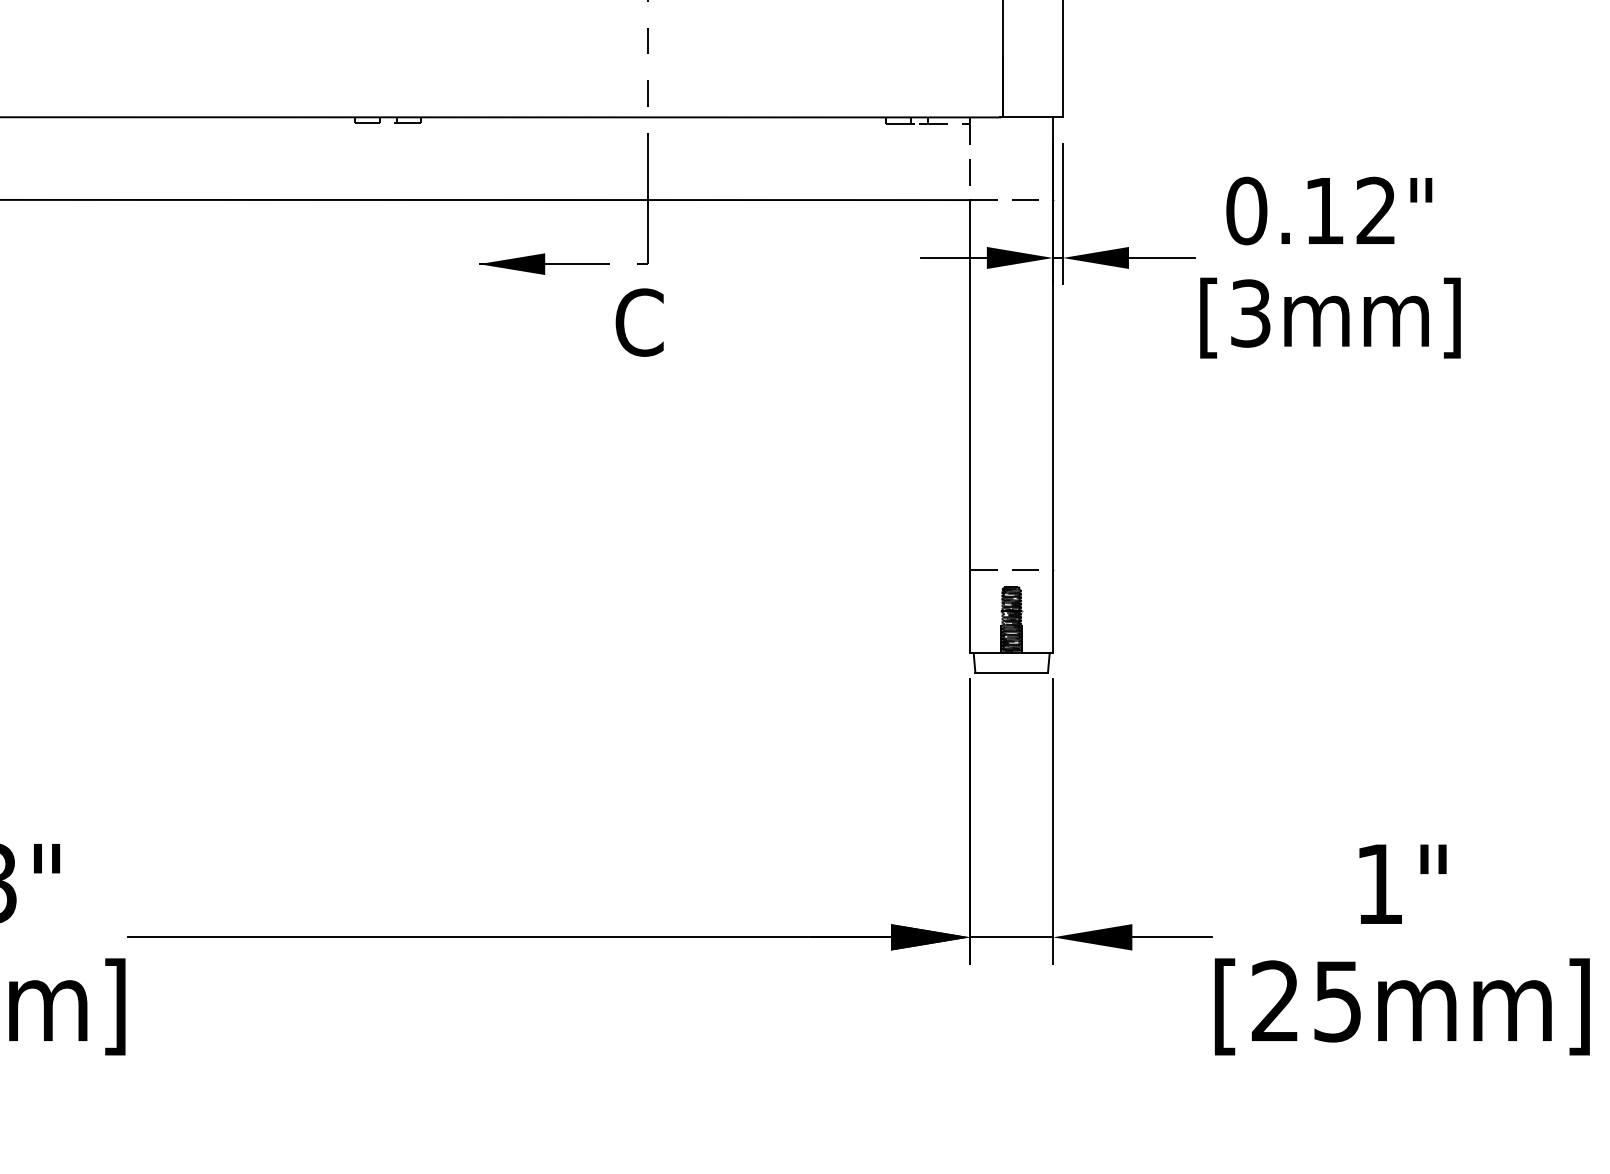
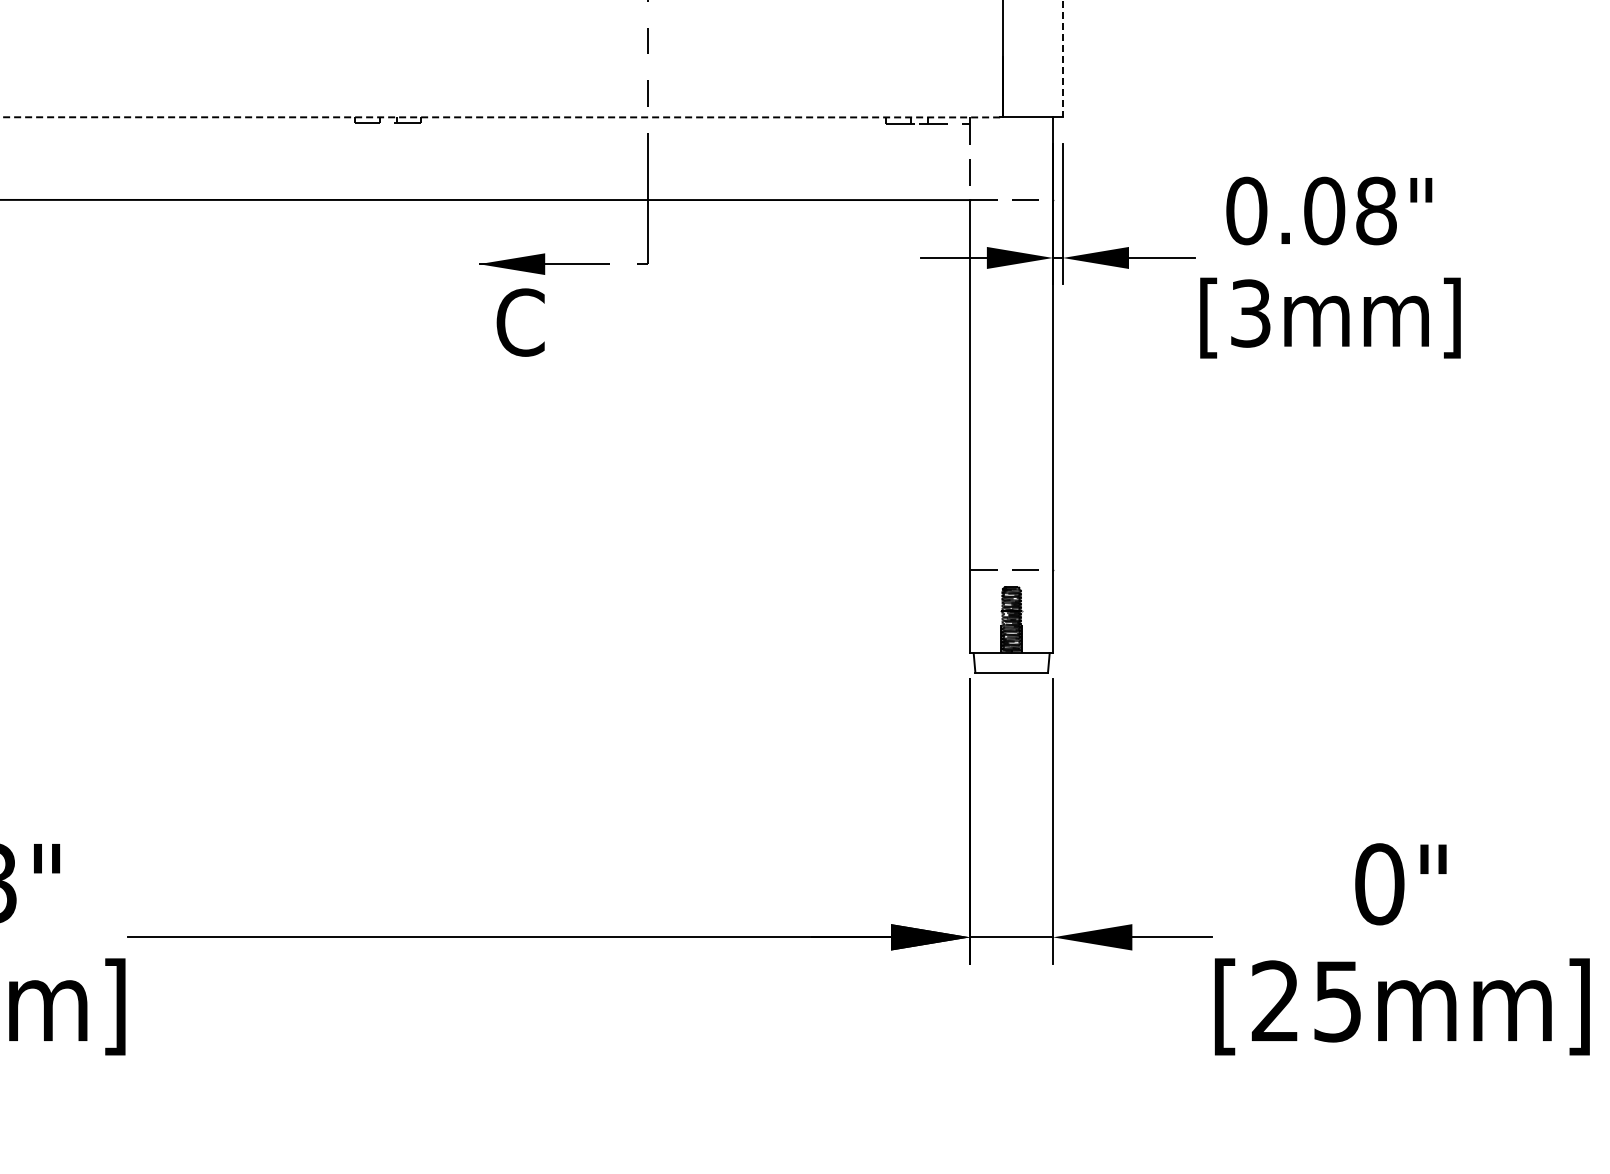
line: solid -> dashed (1062, 59)
line: solid -> dashed (500, 117)
text: 0.12" -> 0.08" (1350, 210)
text position: (639, 322) -> (520, 322) (520, 322)
text: 1" -> 0" (1379, 884)
